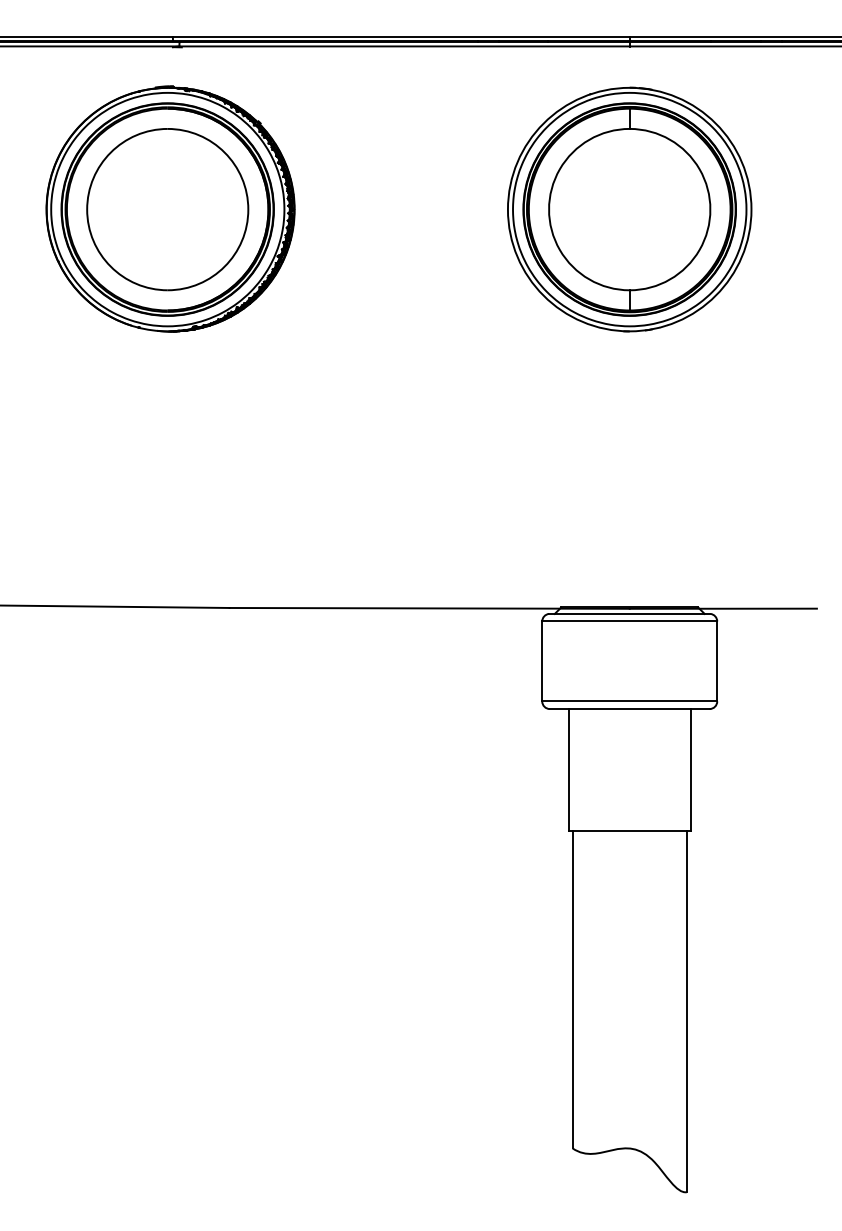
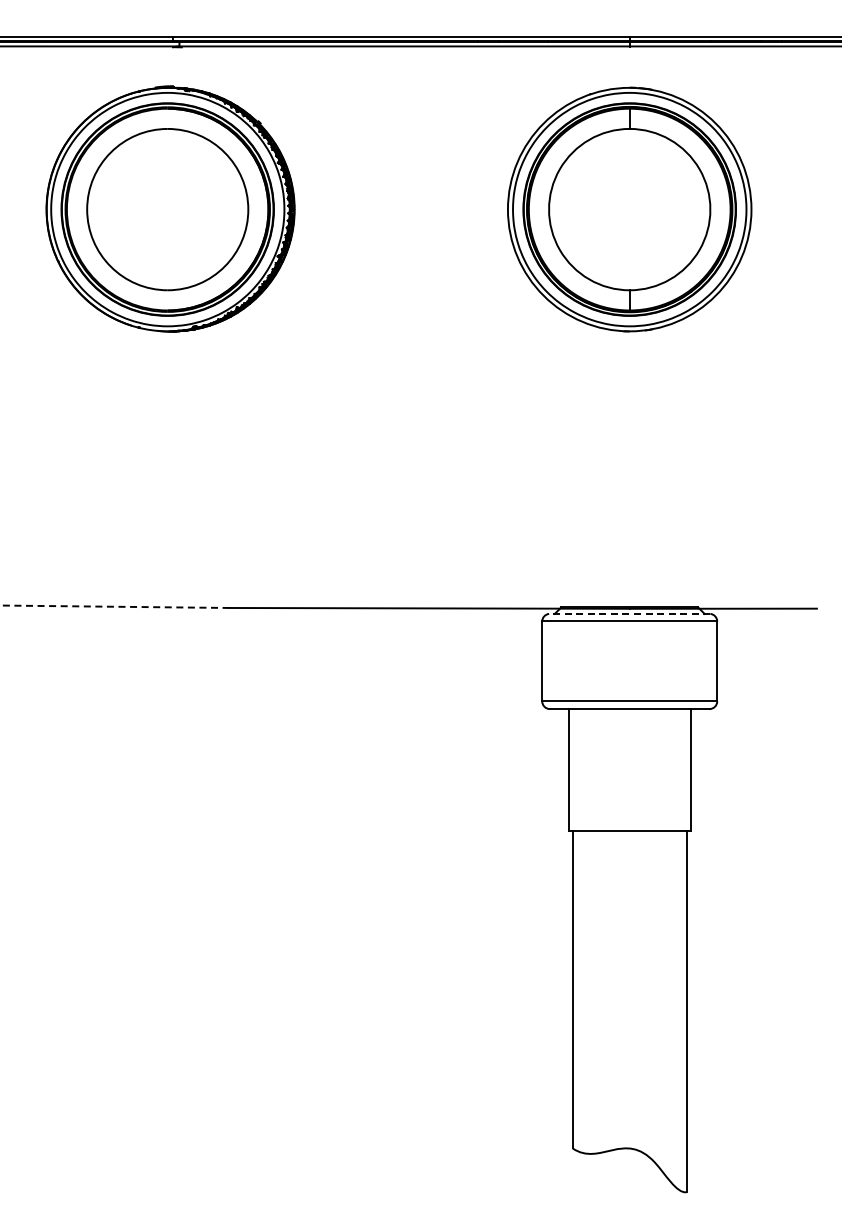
line: solid -> dashed (114, 606)
line: solid -> dashed (629, 613)
